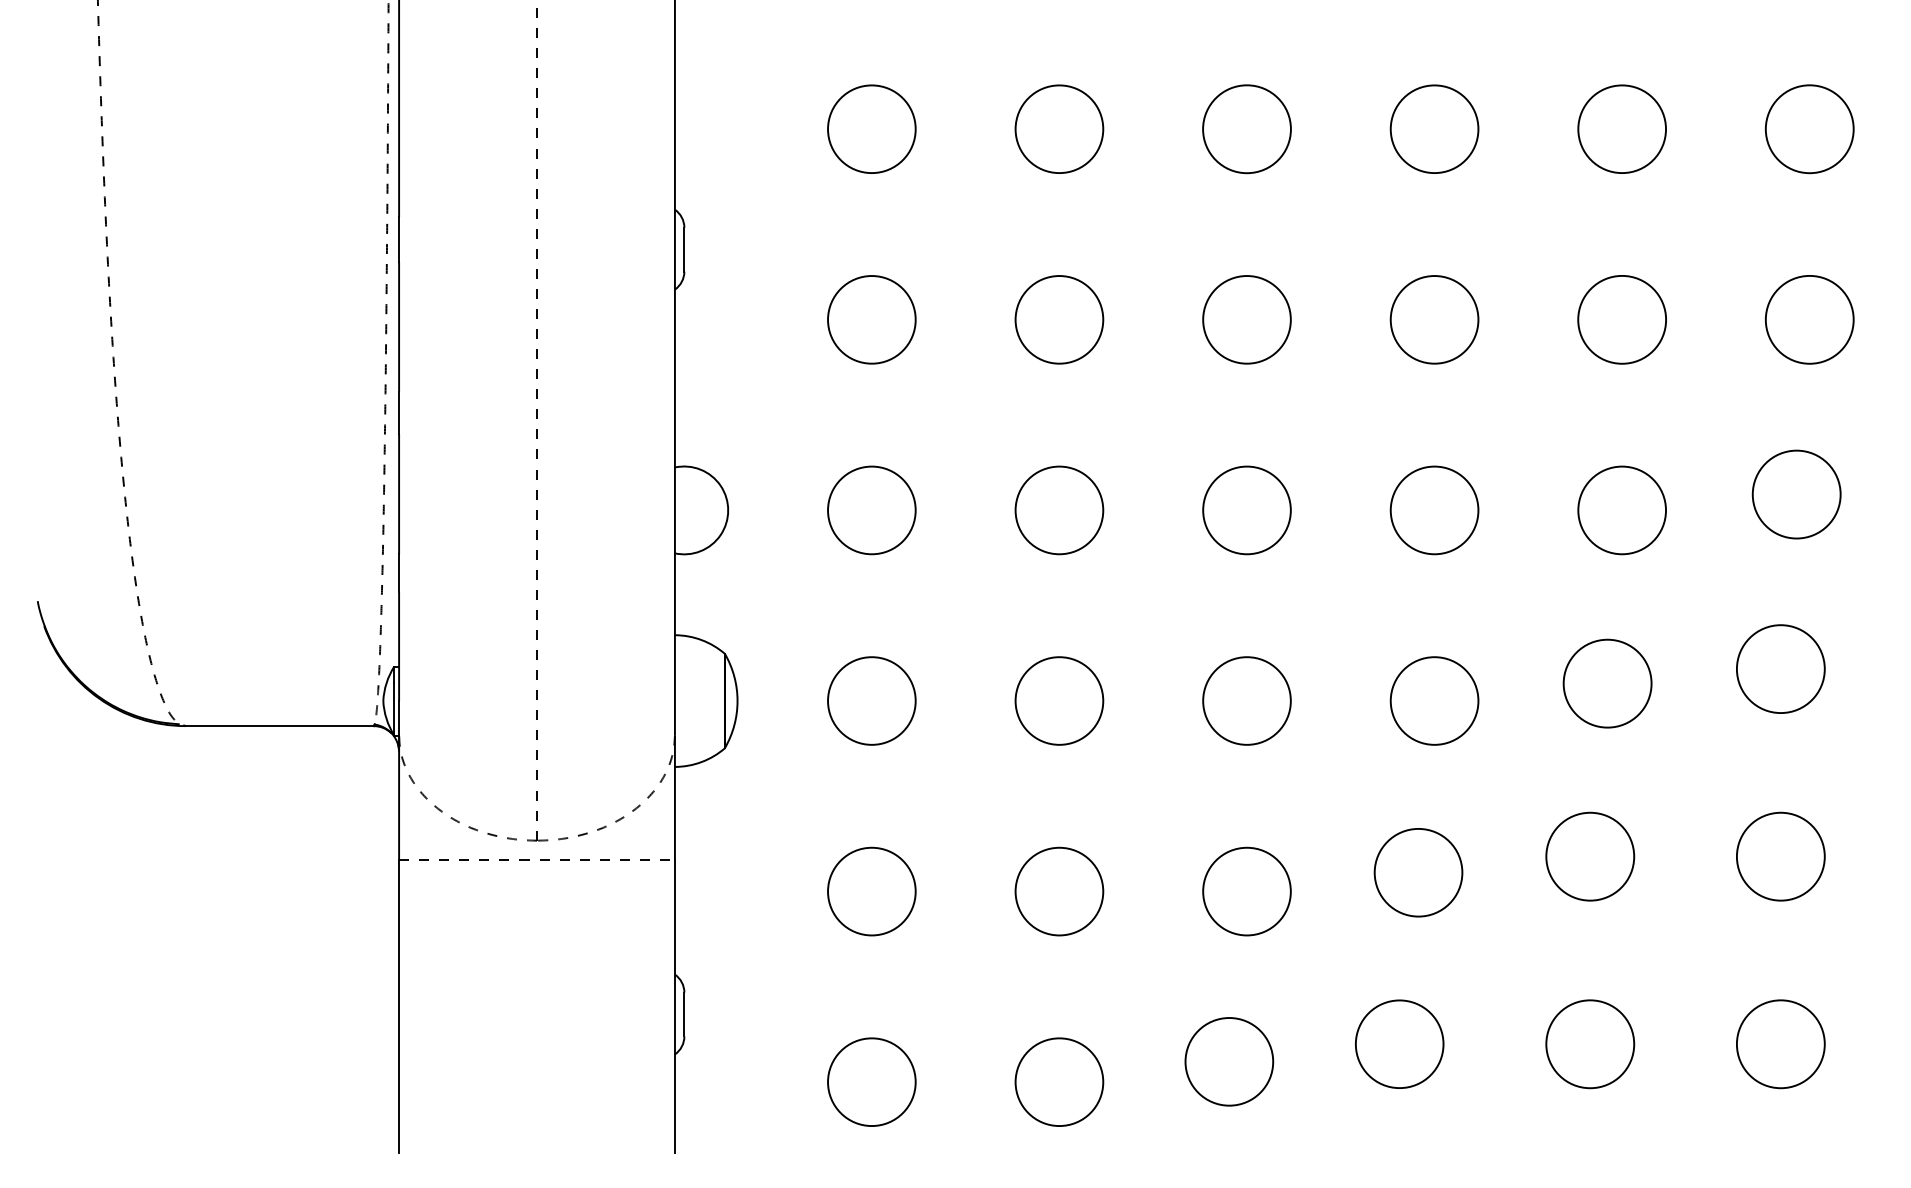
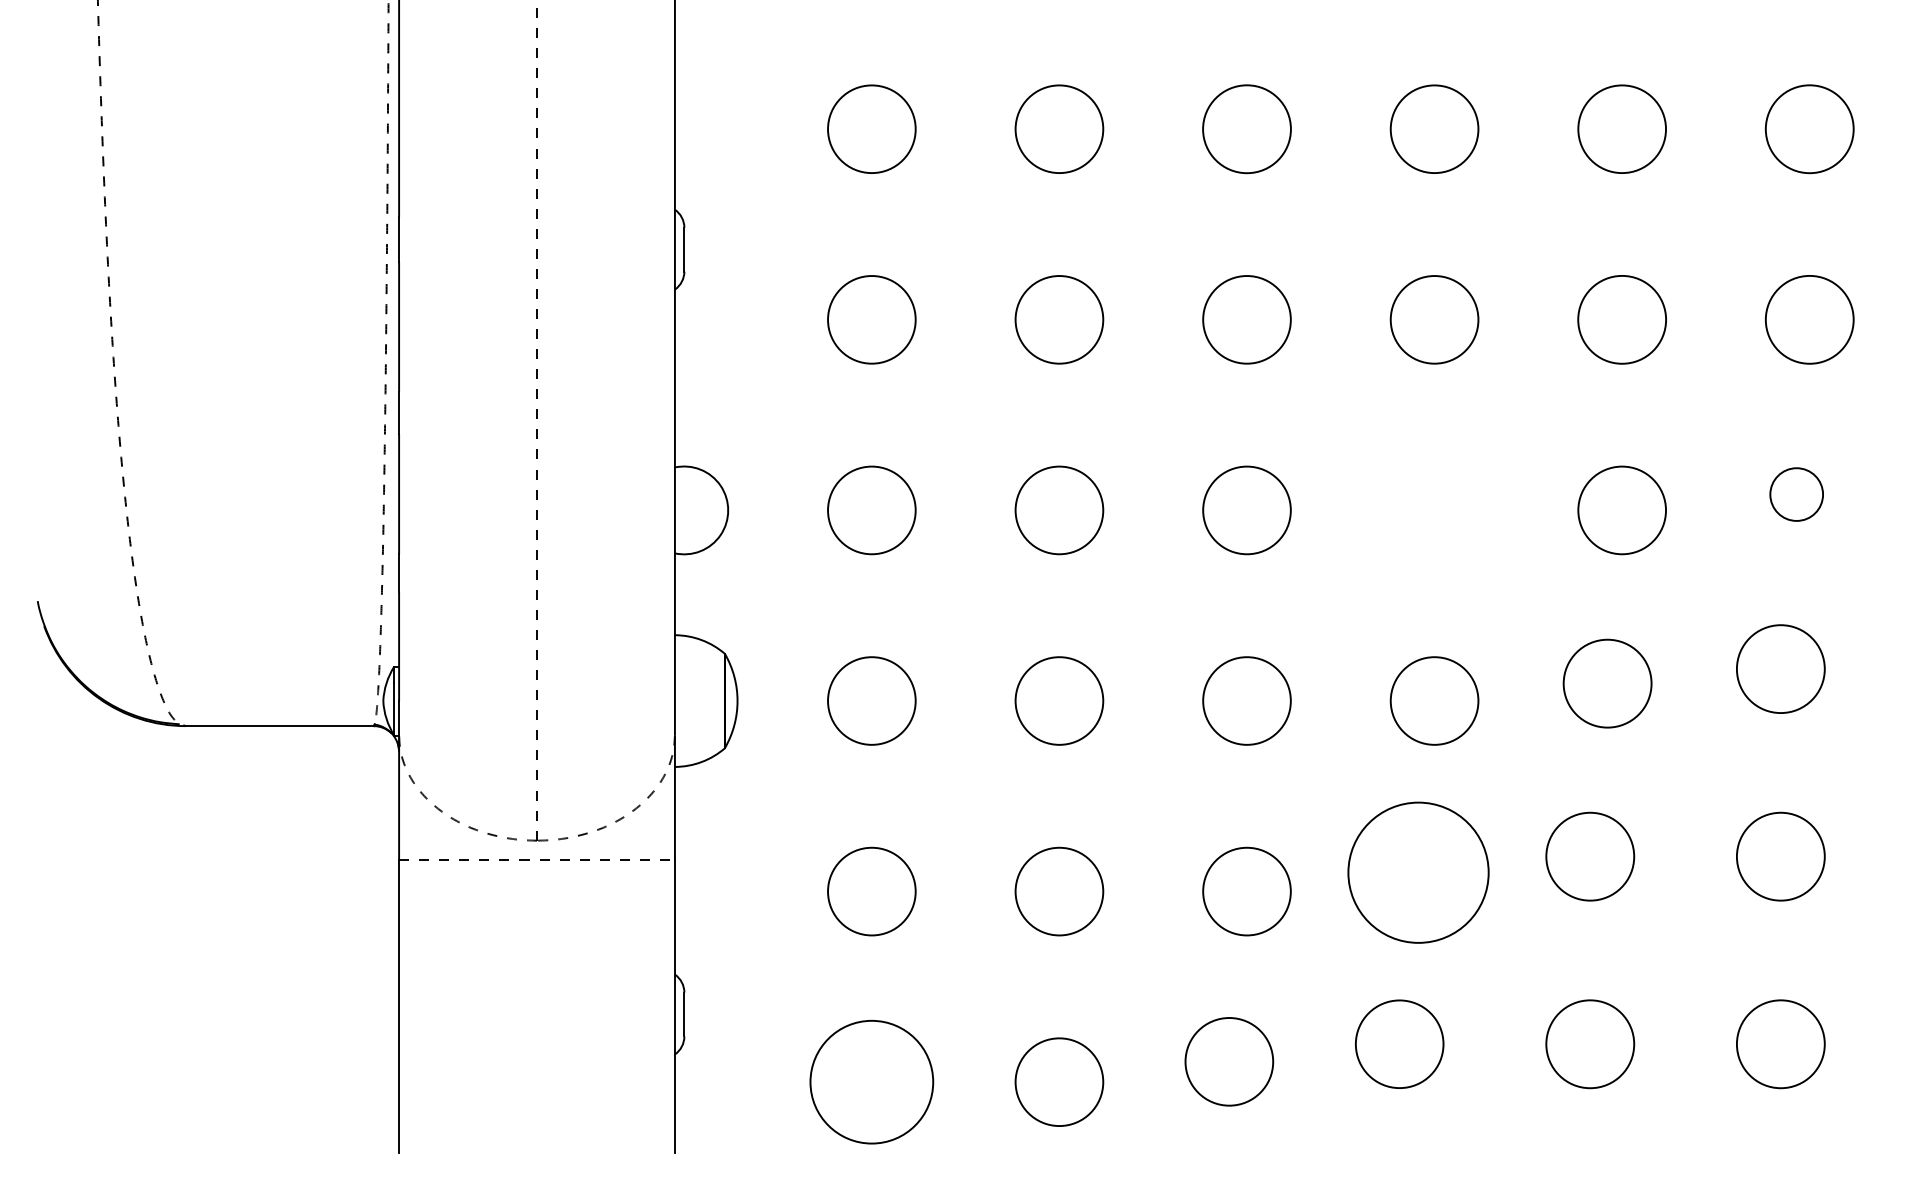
circle diameter: 88 px -> 53 px (1796, 494)
circle: present -> none (1434, 510)
circle diameter: 88 px -> 140 px (1418, 872)
circle diameter: 88 px -> 123 px (871, 1081)
